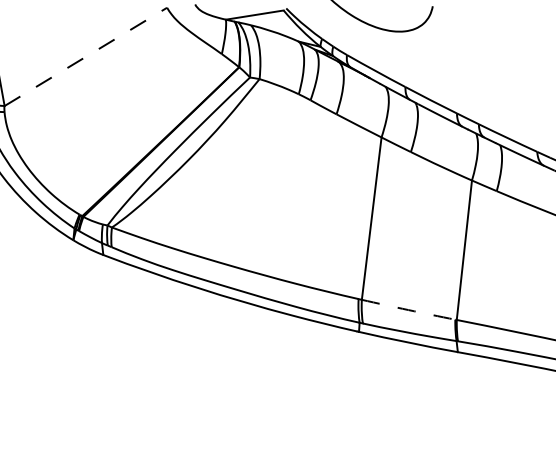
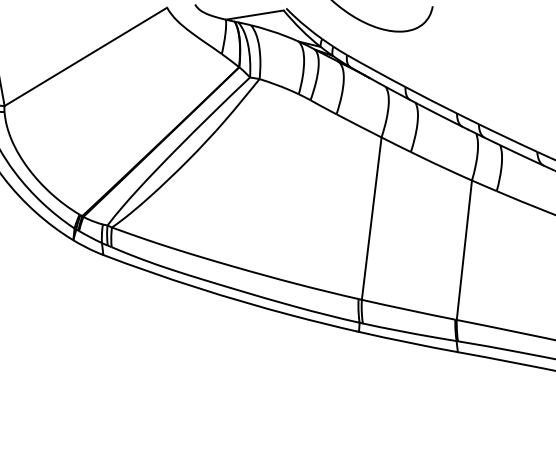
line: dashed -> solid (85, 56)
arc: dashed -> solid (408, 310)
